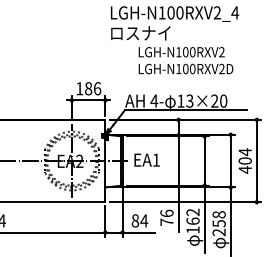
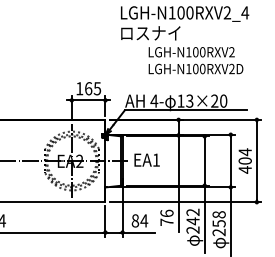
text position: (175, 40) -> (185, 40) (185, 40)
text: 186 -> 165 (93, 88)
text: 162 -> 242 (192, 225)
